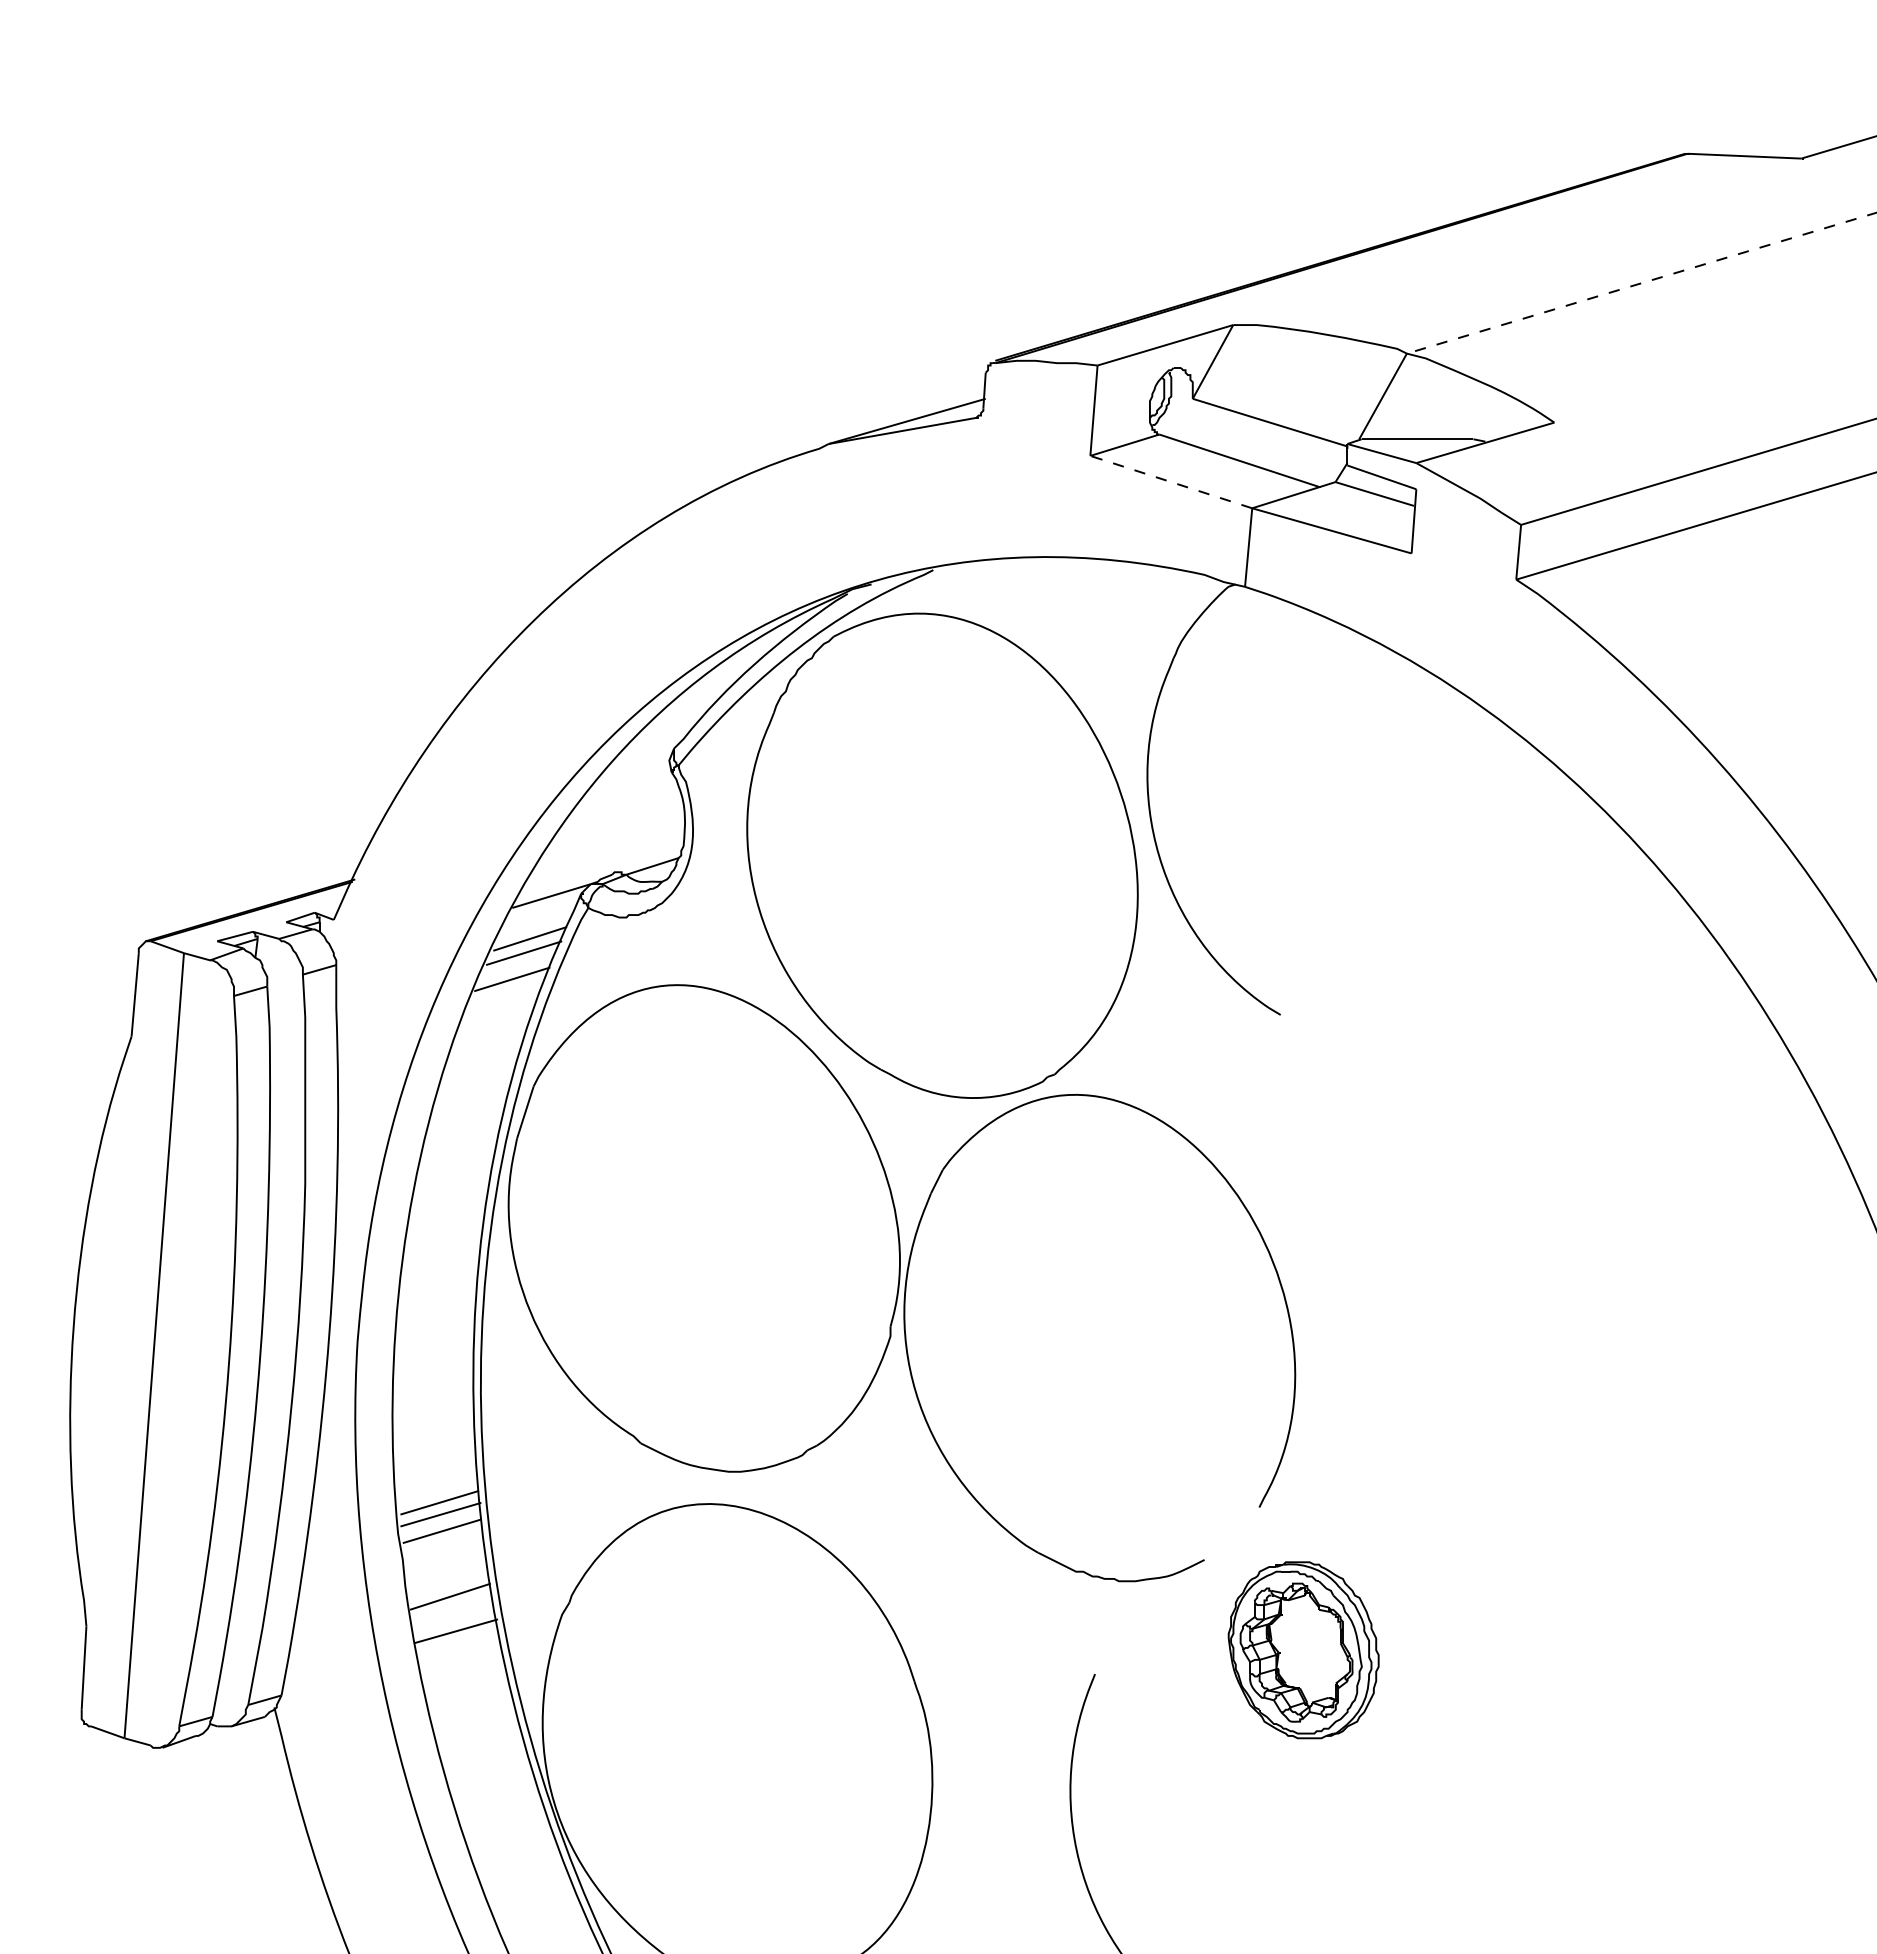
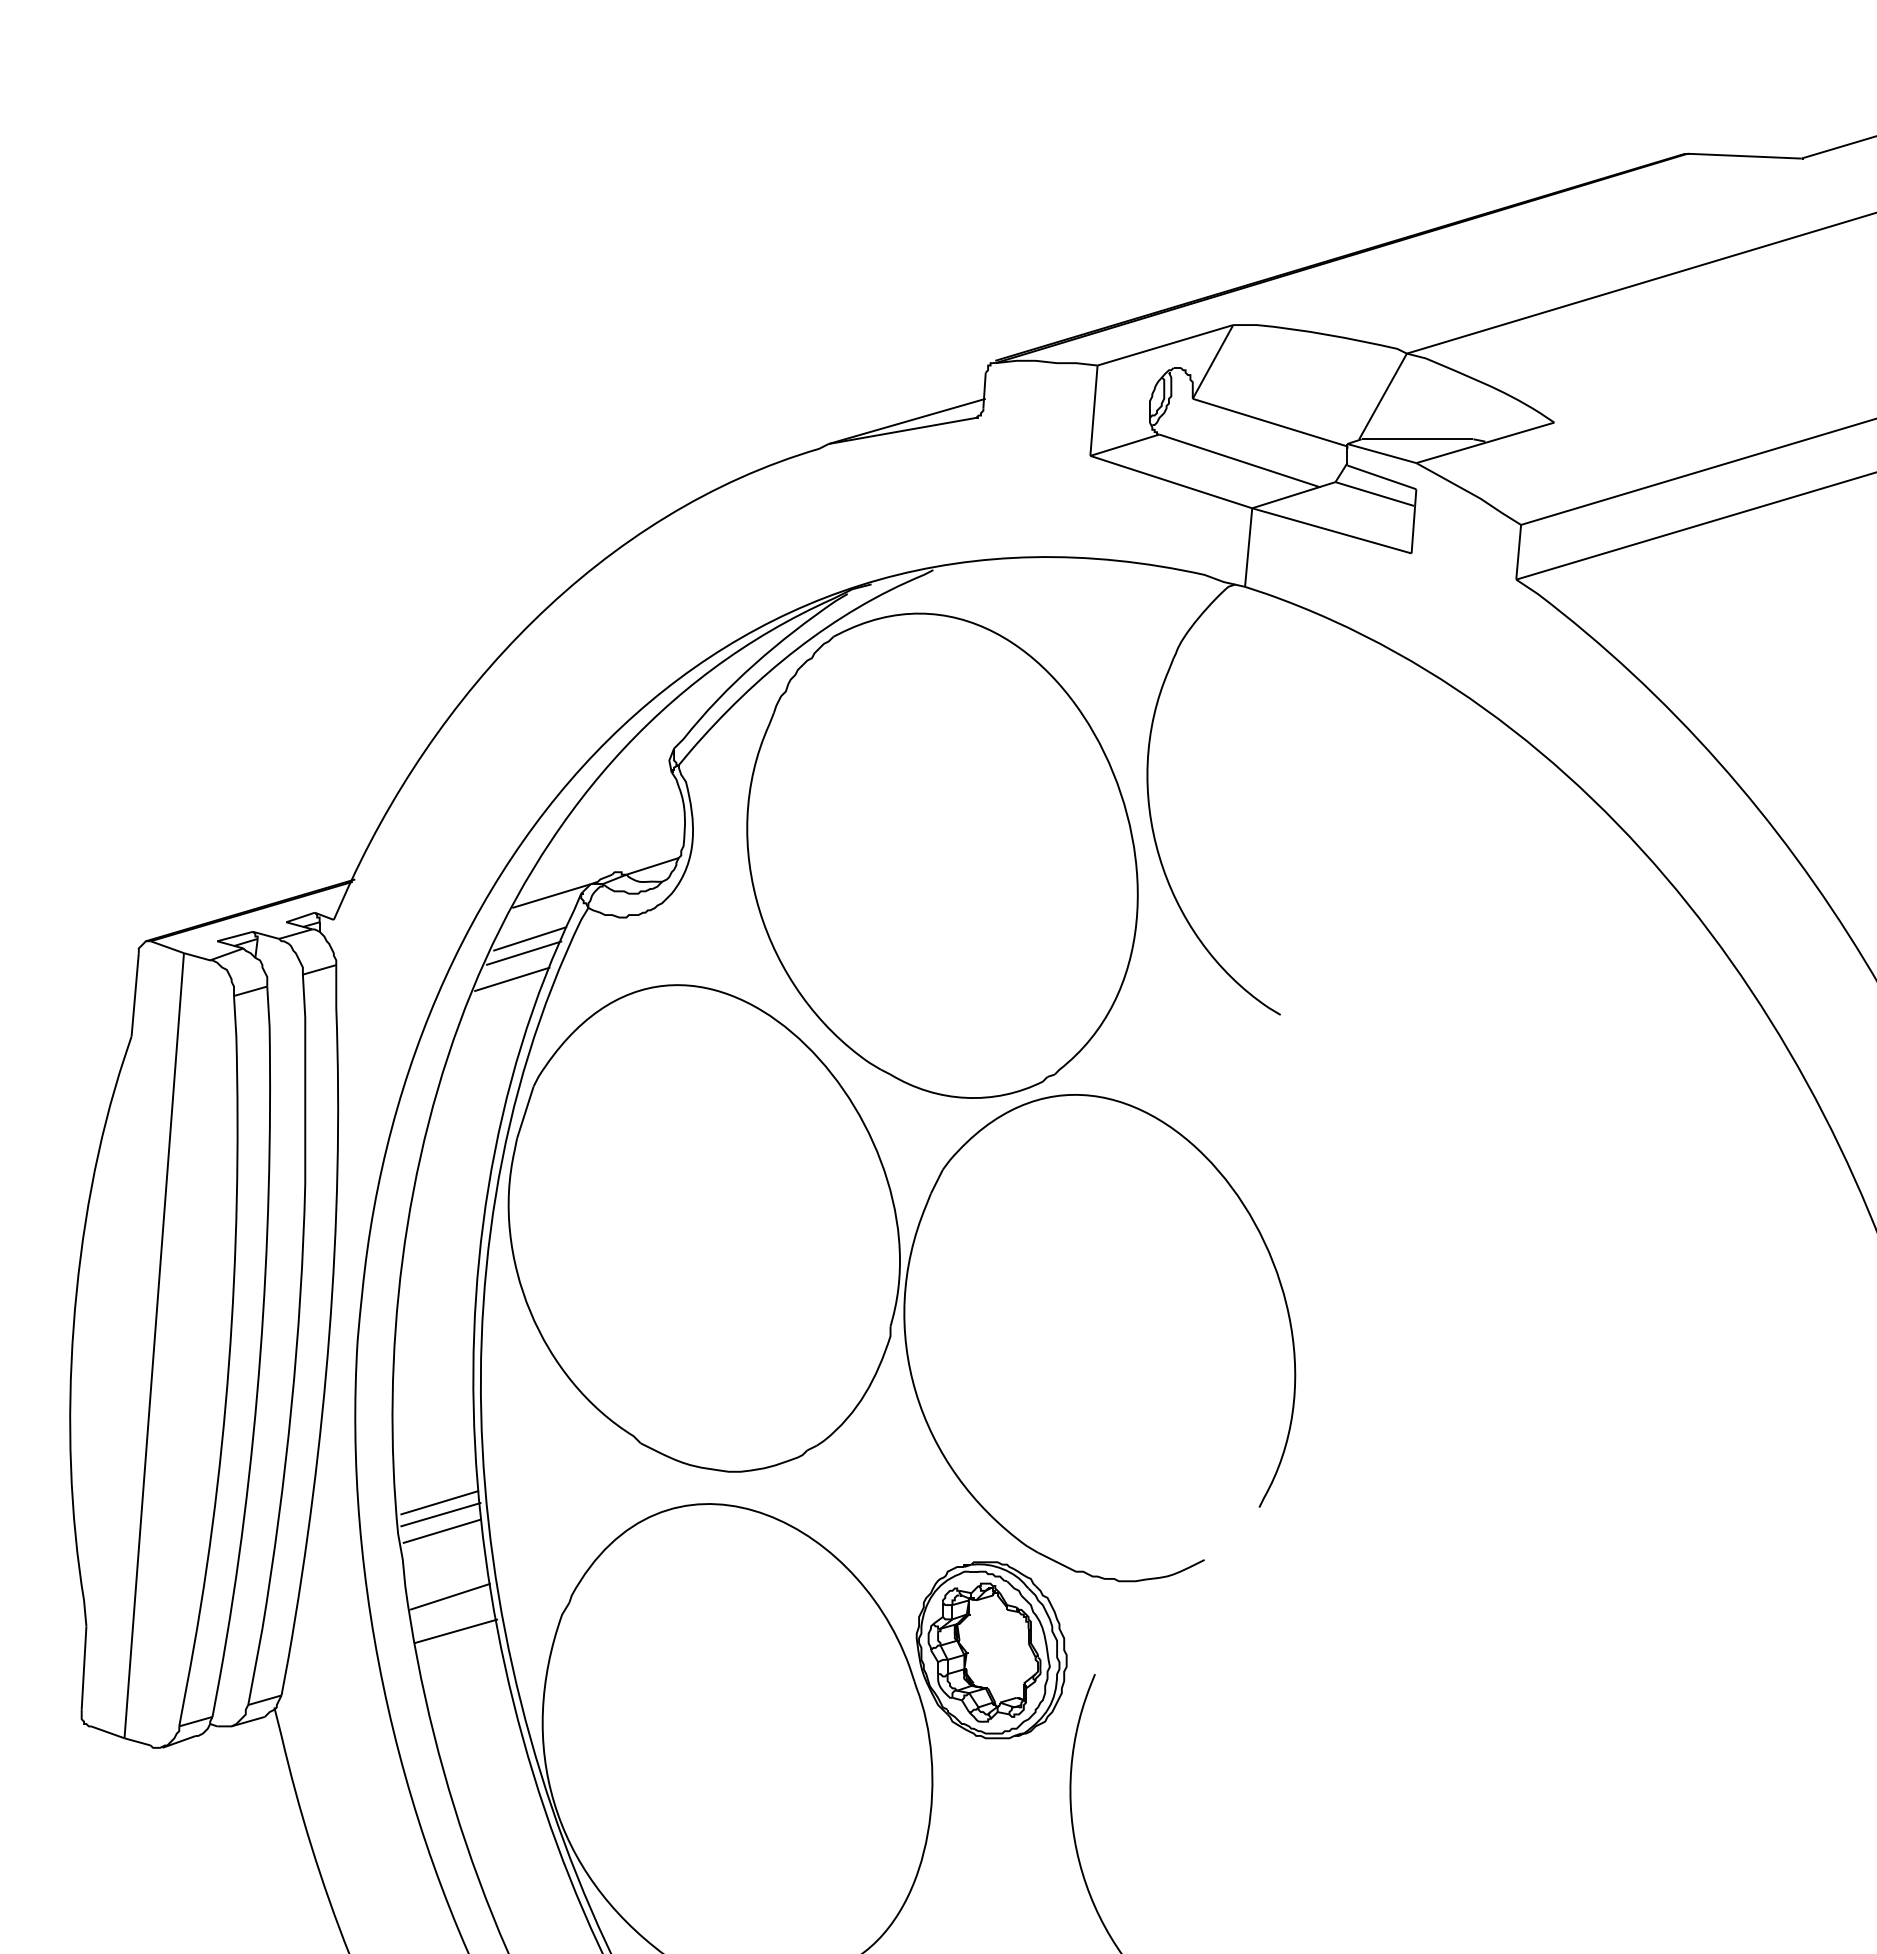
line: dashed -> solid (1641, 283)
line: dashed -> solid (1170, 481)
part position: (1303, 1650) -> (991, 1650) (991, 1650)
